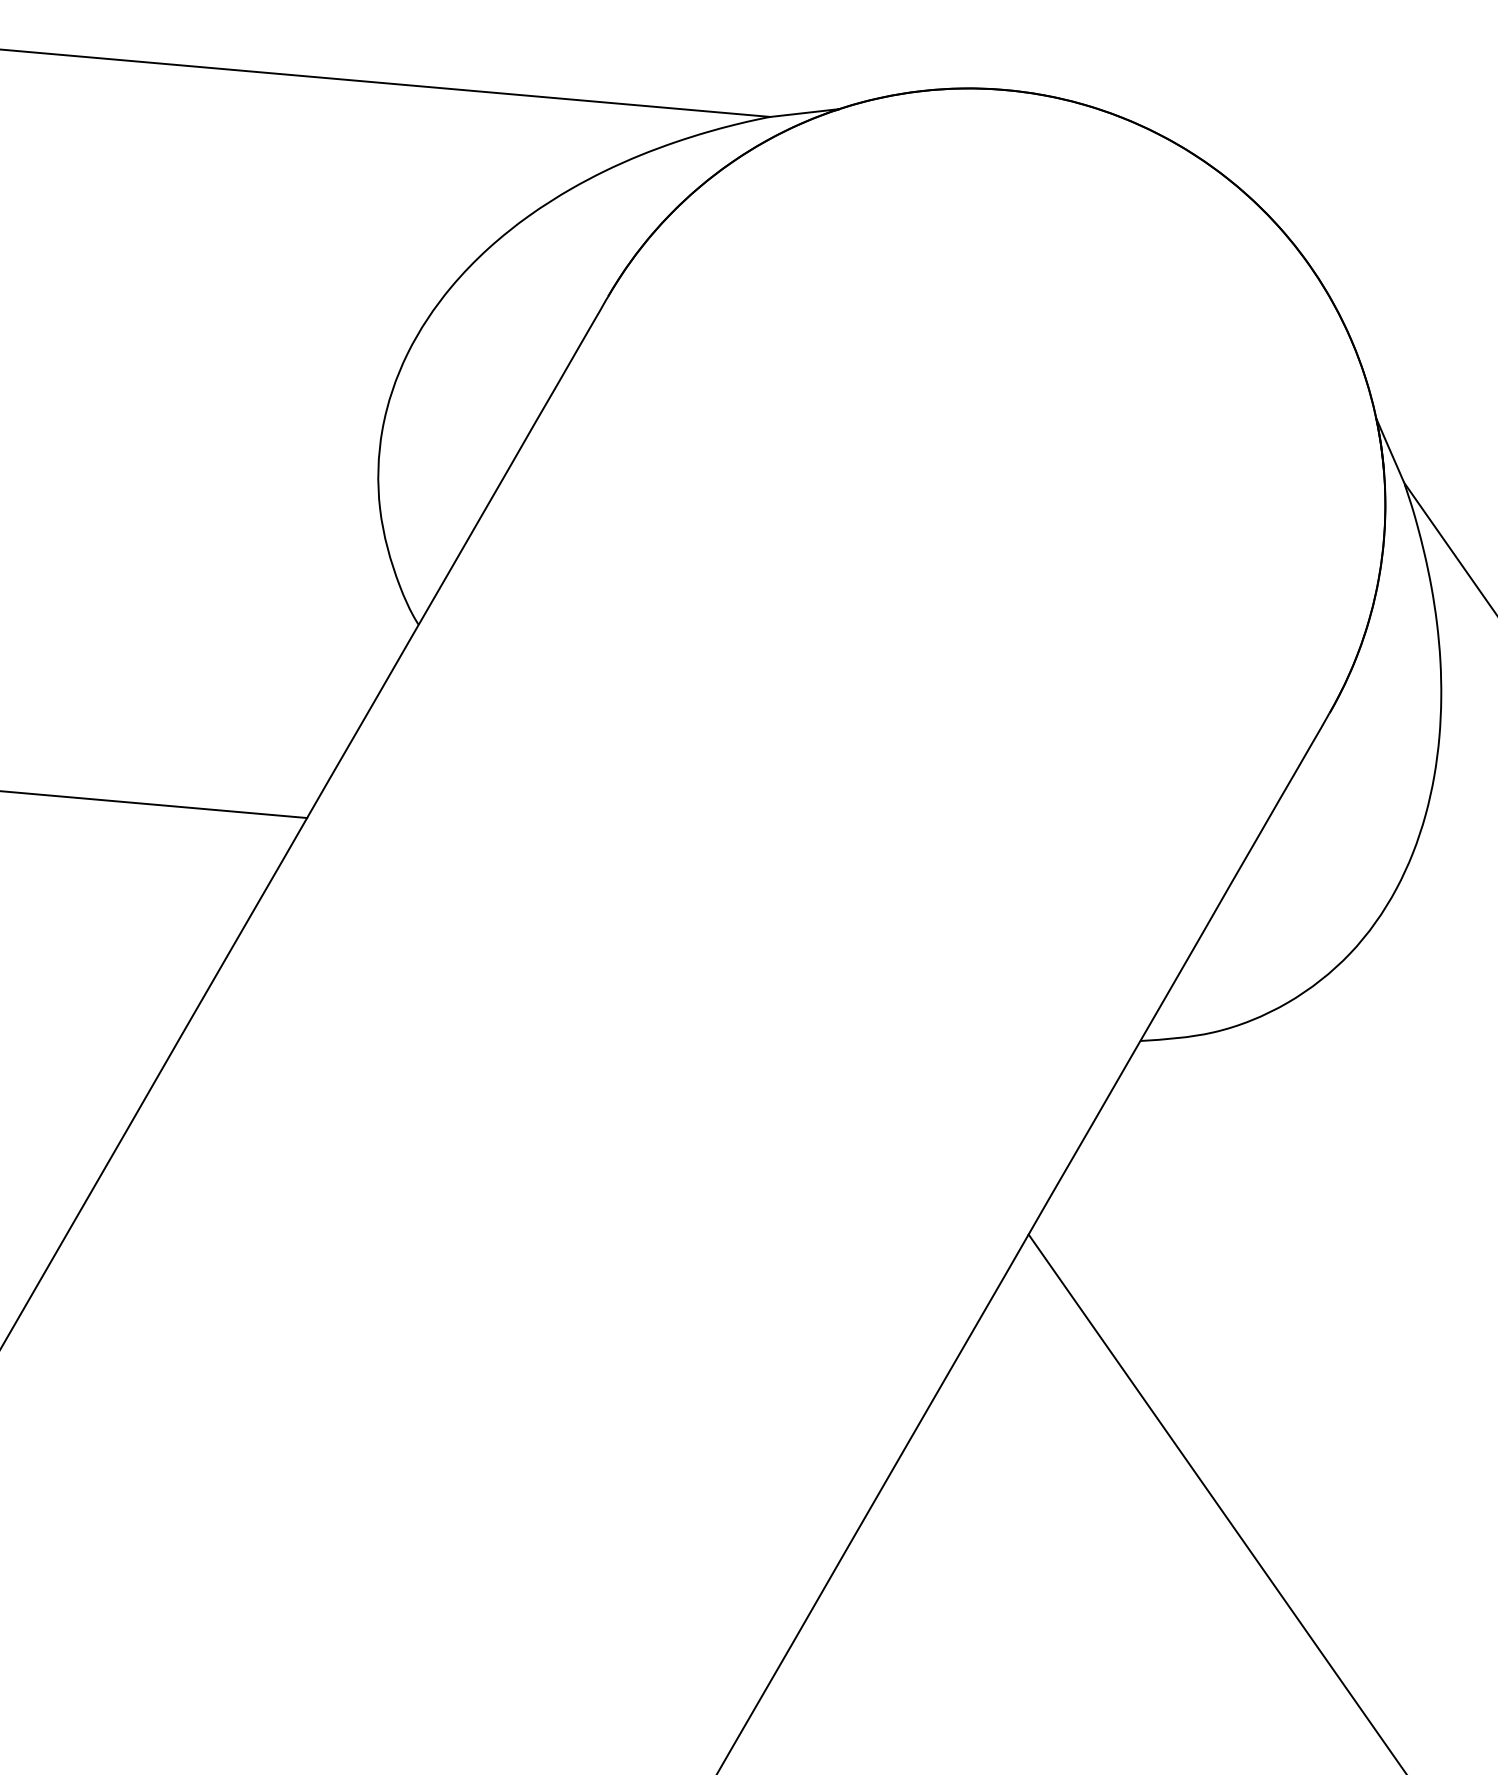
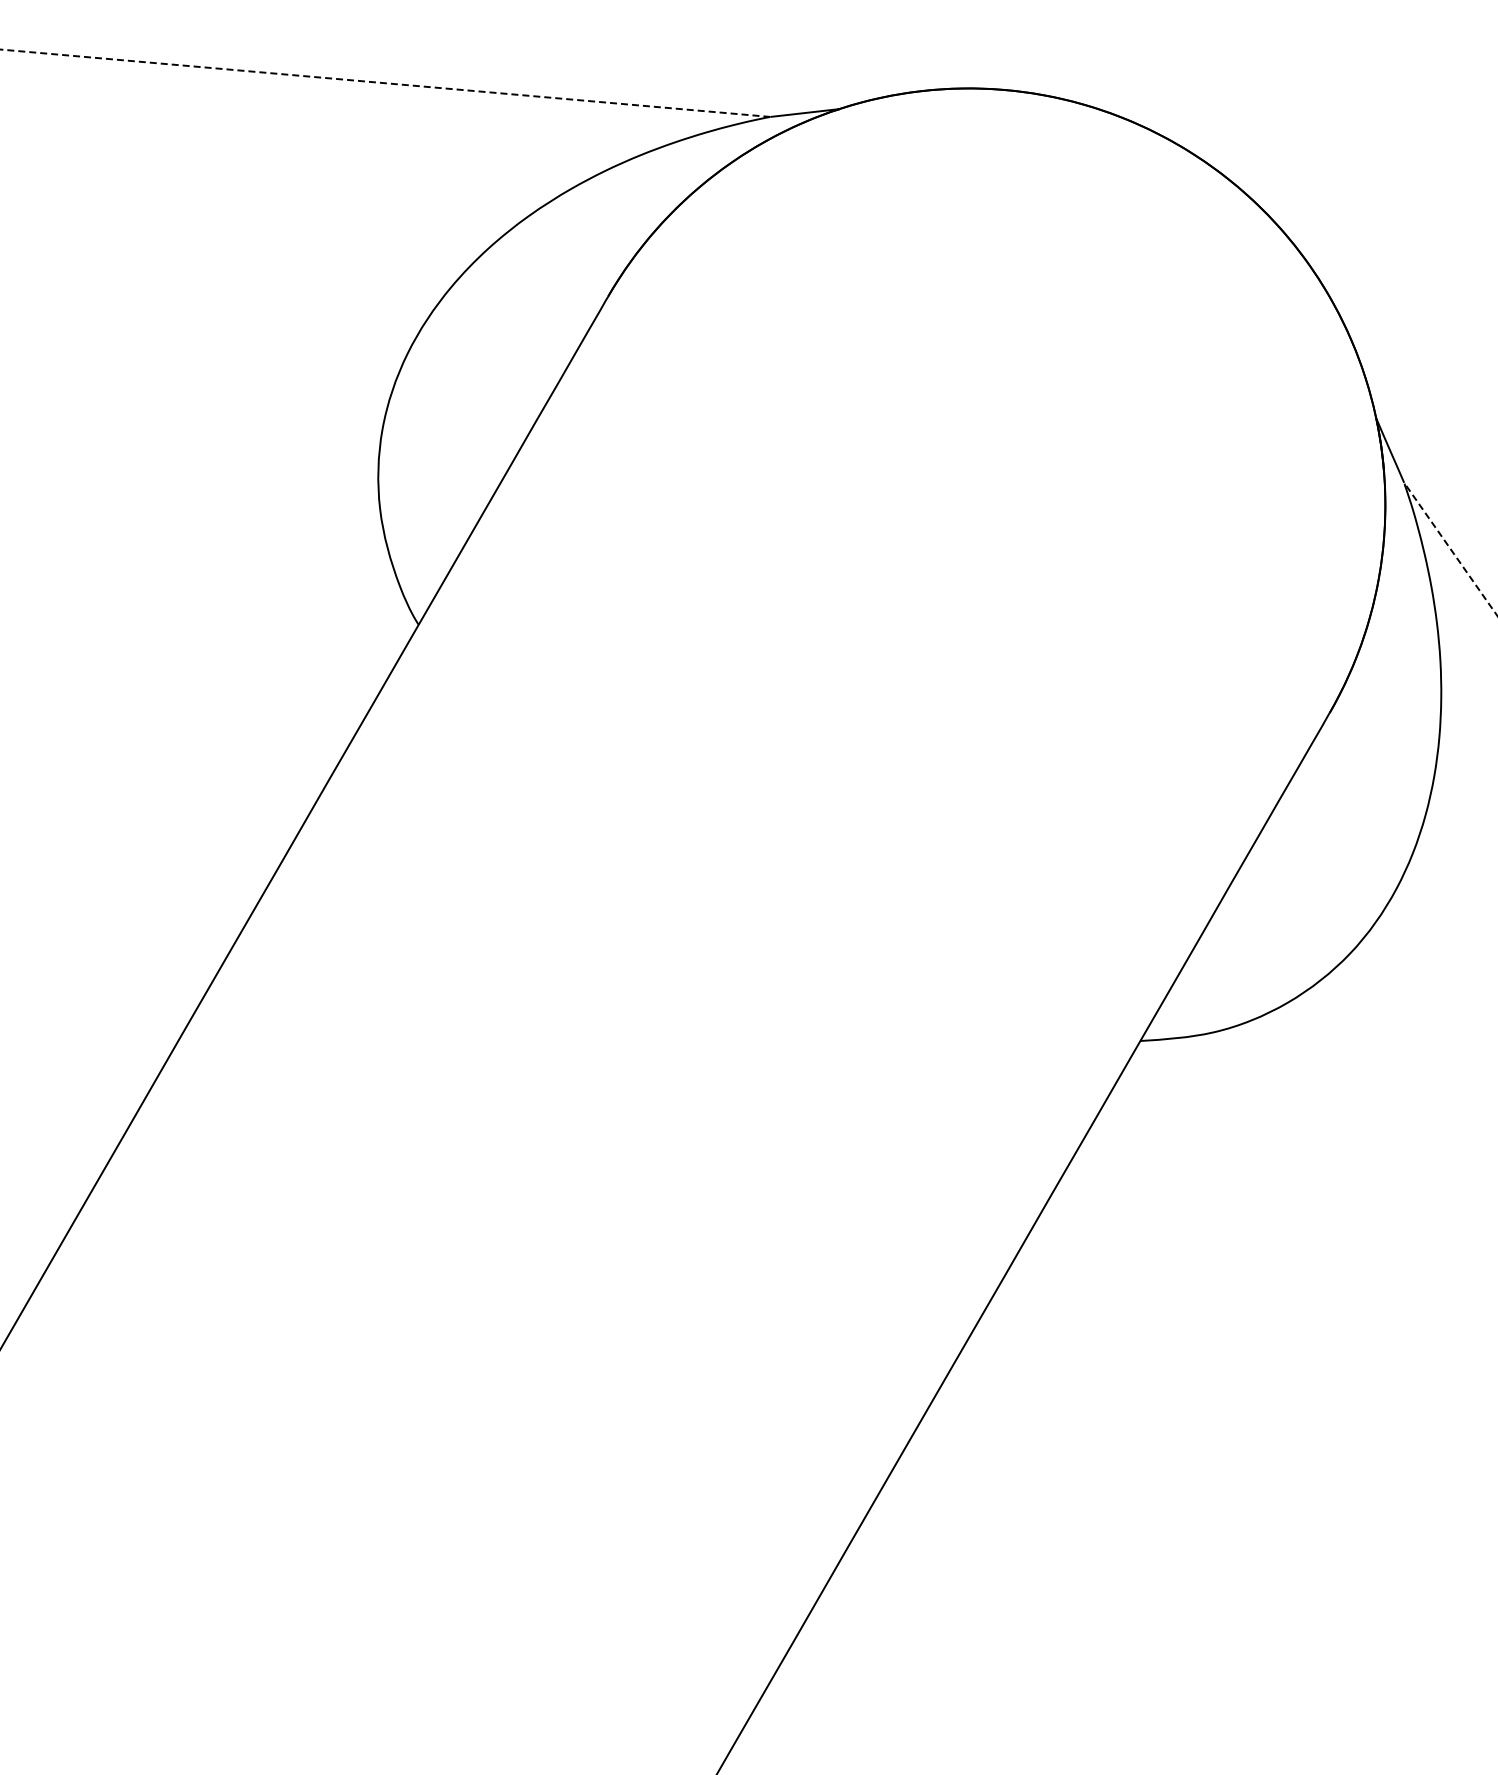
line: solid -> dashed (384, 83)
line: solid -> dashed (1450, 549)
line: present -> none (154, 804)
line: present -> none (1216, 1502)
